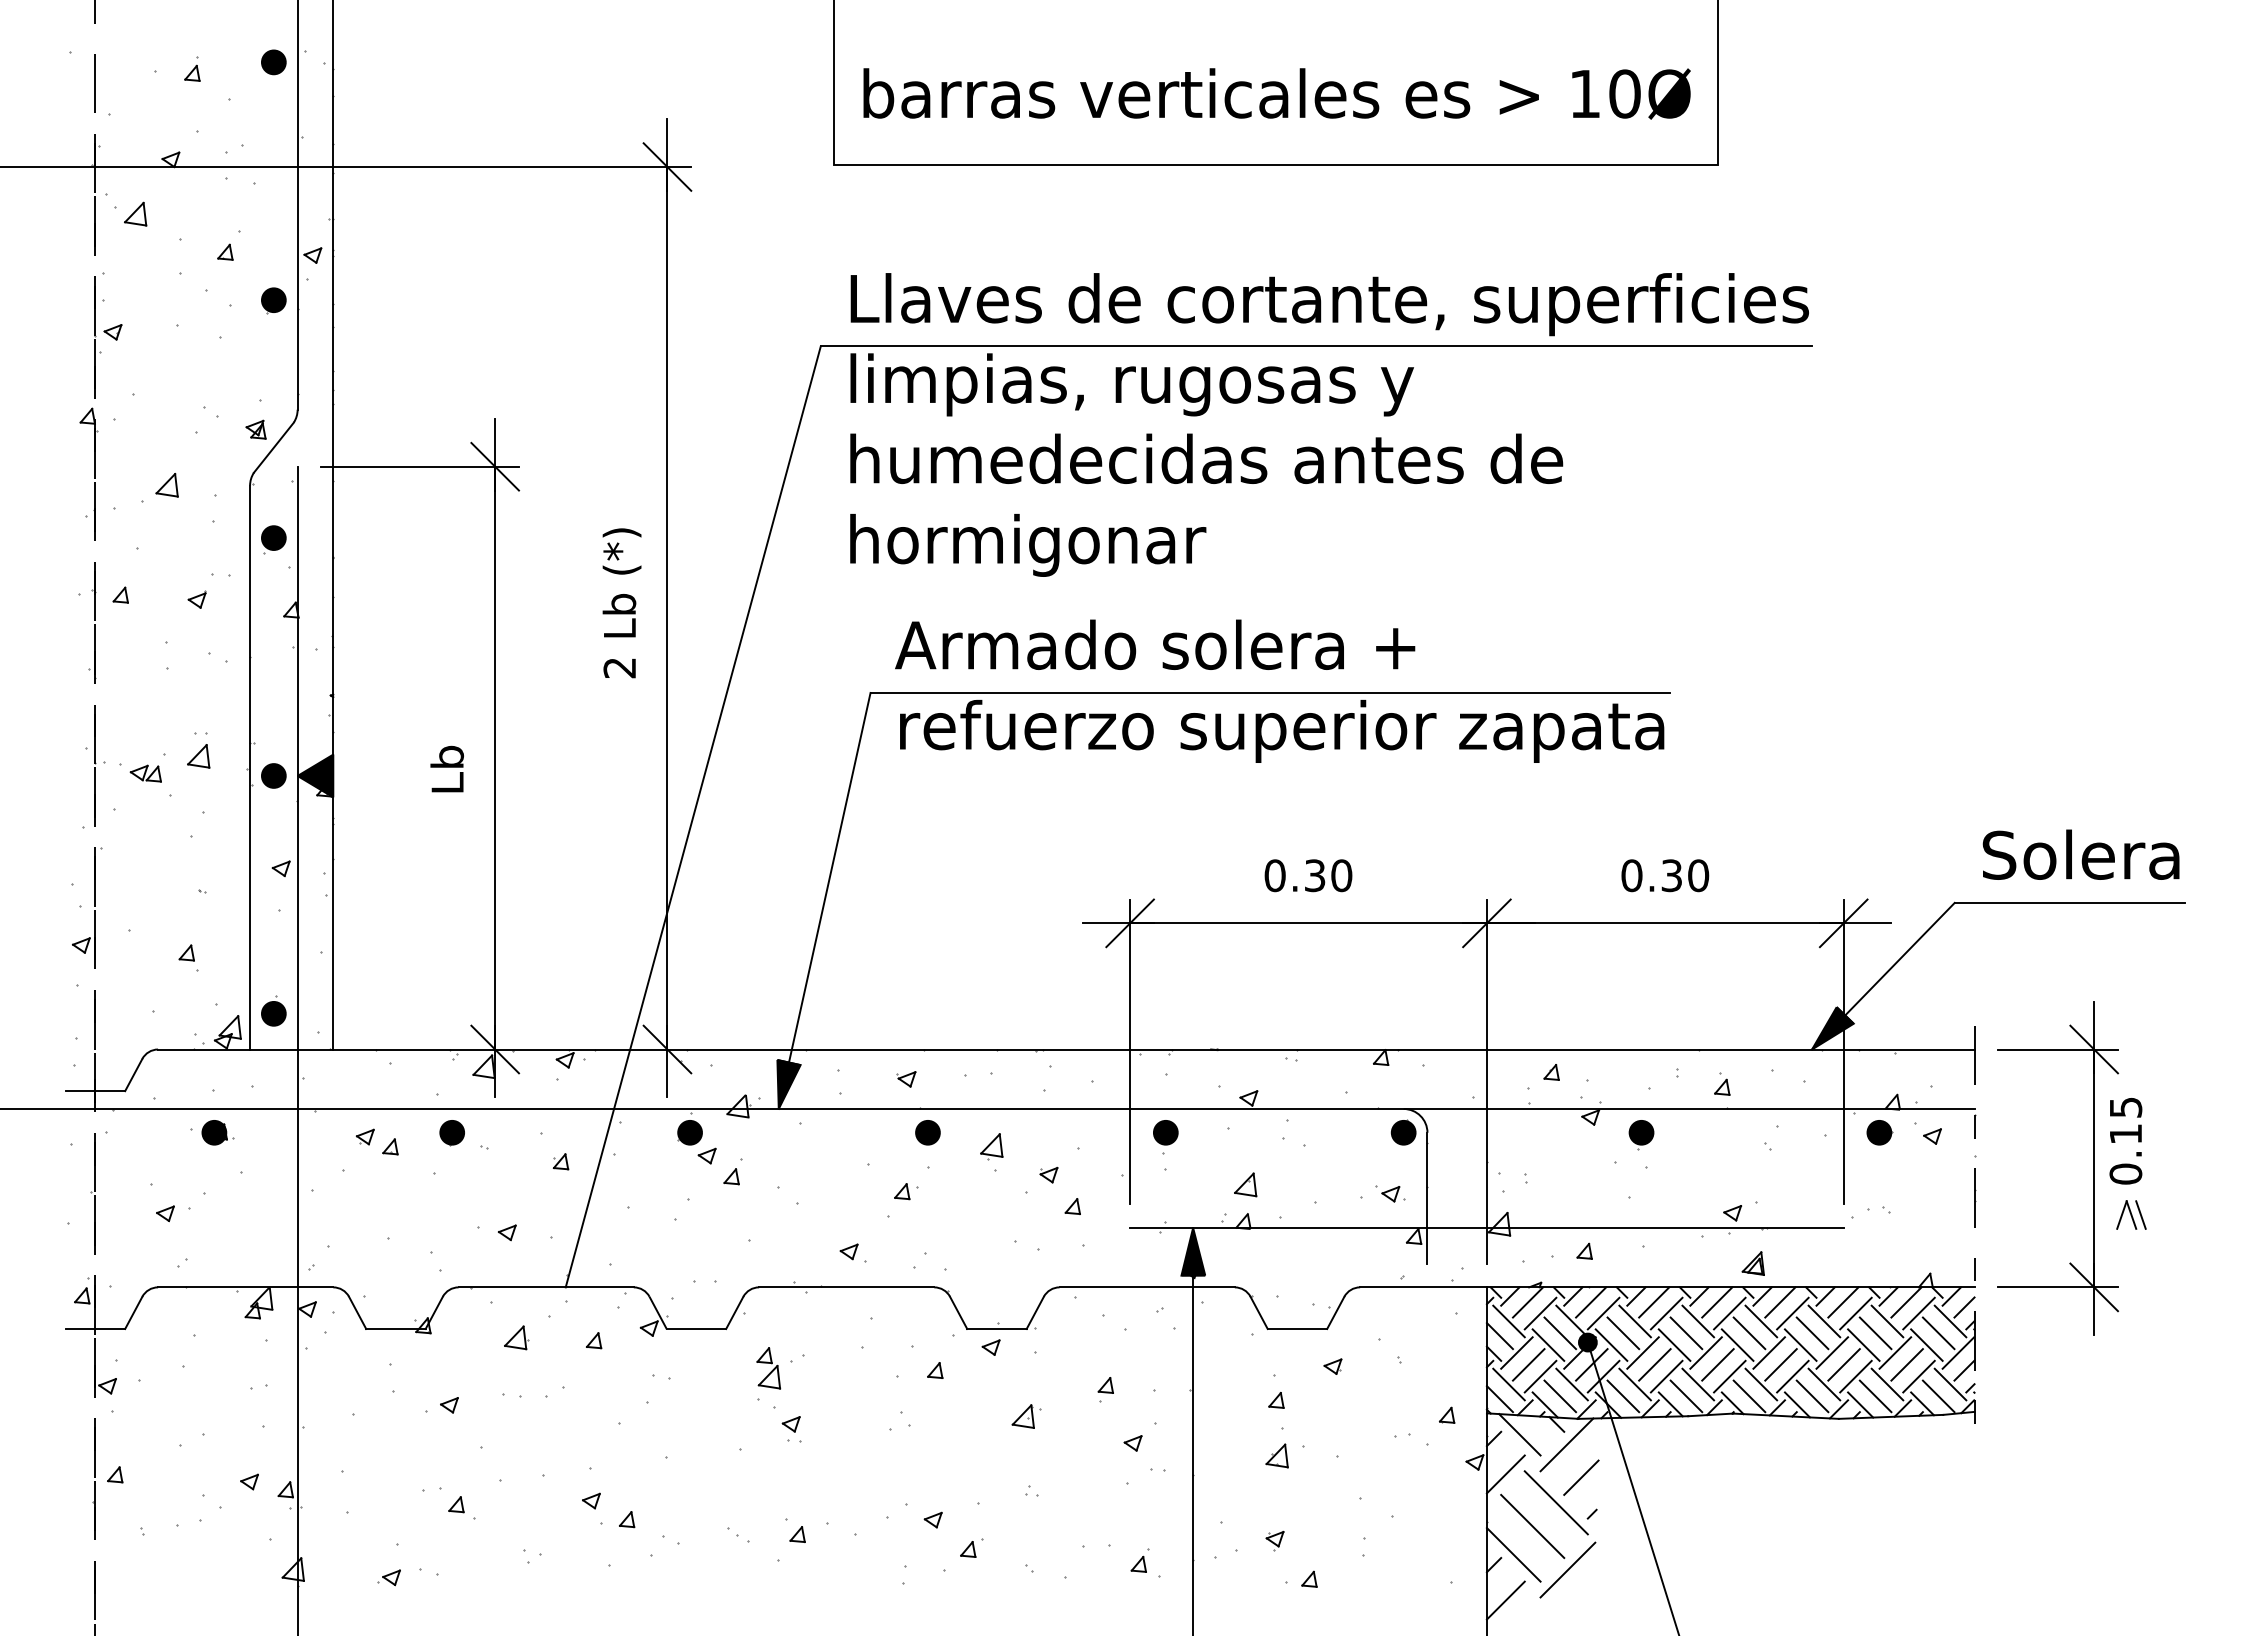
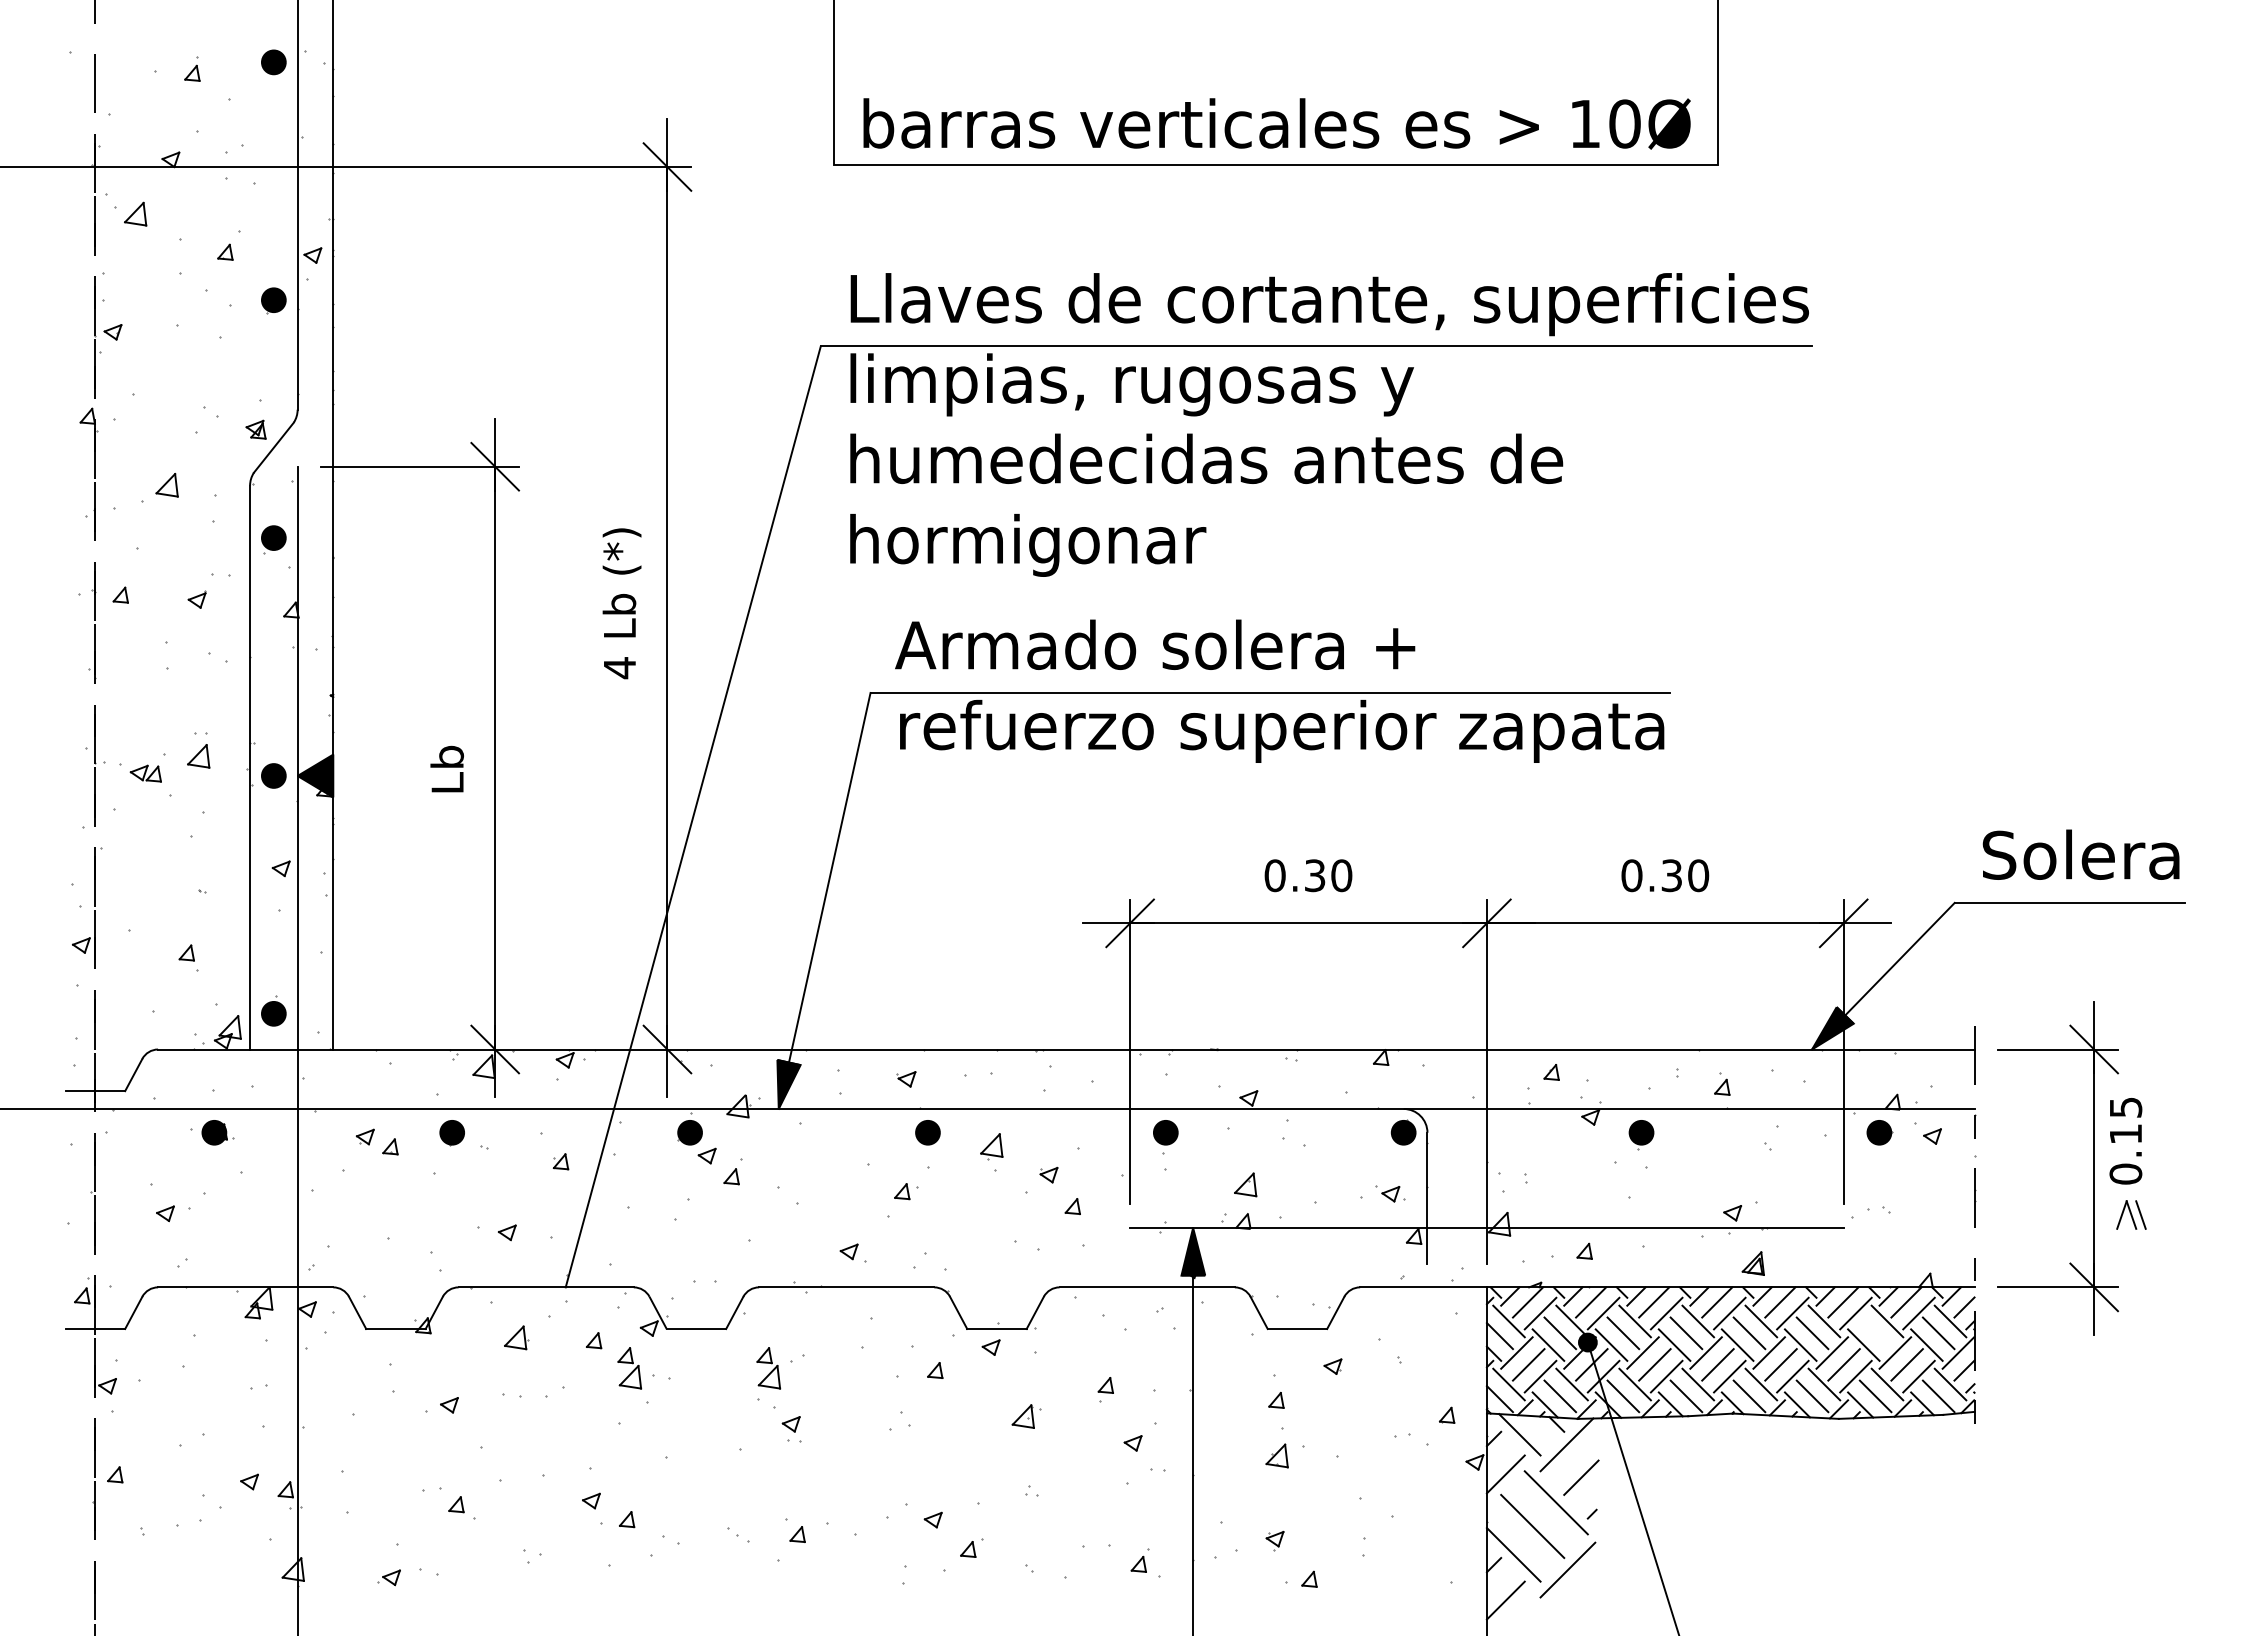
text position: (1276, 93) -> (1276, 123) (1276, 123)
text: 2 -> 4 (619, 668)
line: present -> none (1875, 1333)
part: none -> present (629, 1368)
